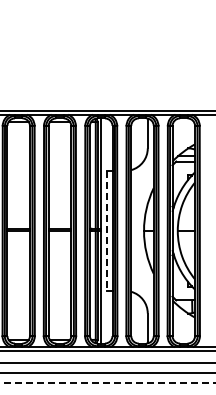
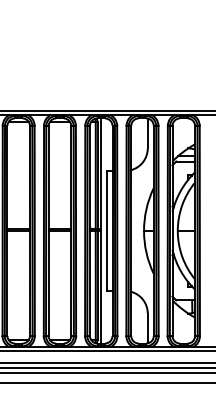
line: dashed -> solid (106, 231)
line: none -> present (107, 367)
line: dashed -> solid (108, 382)
